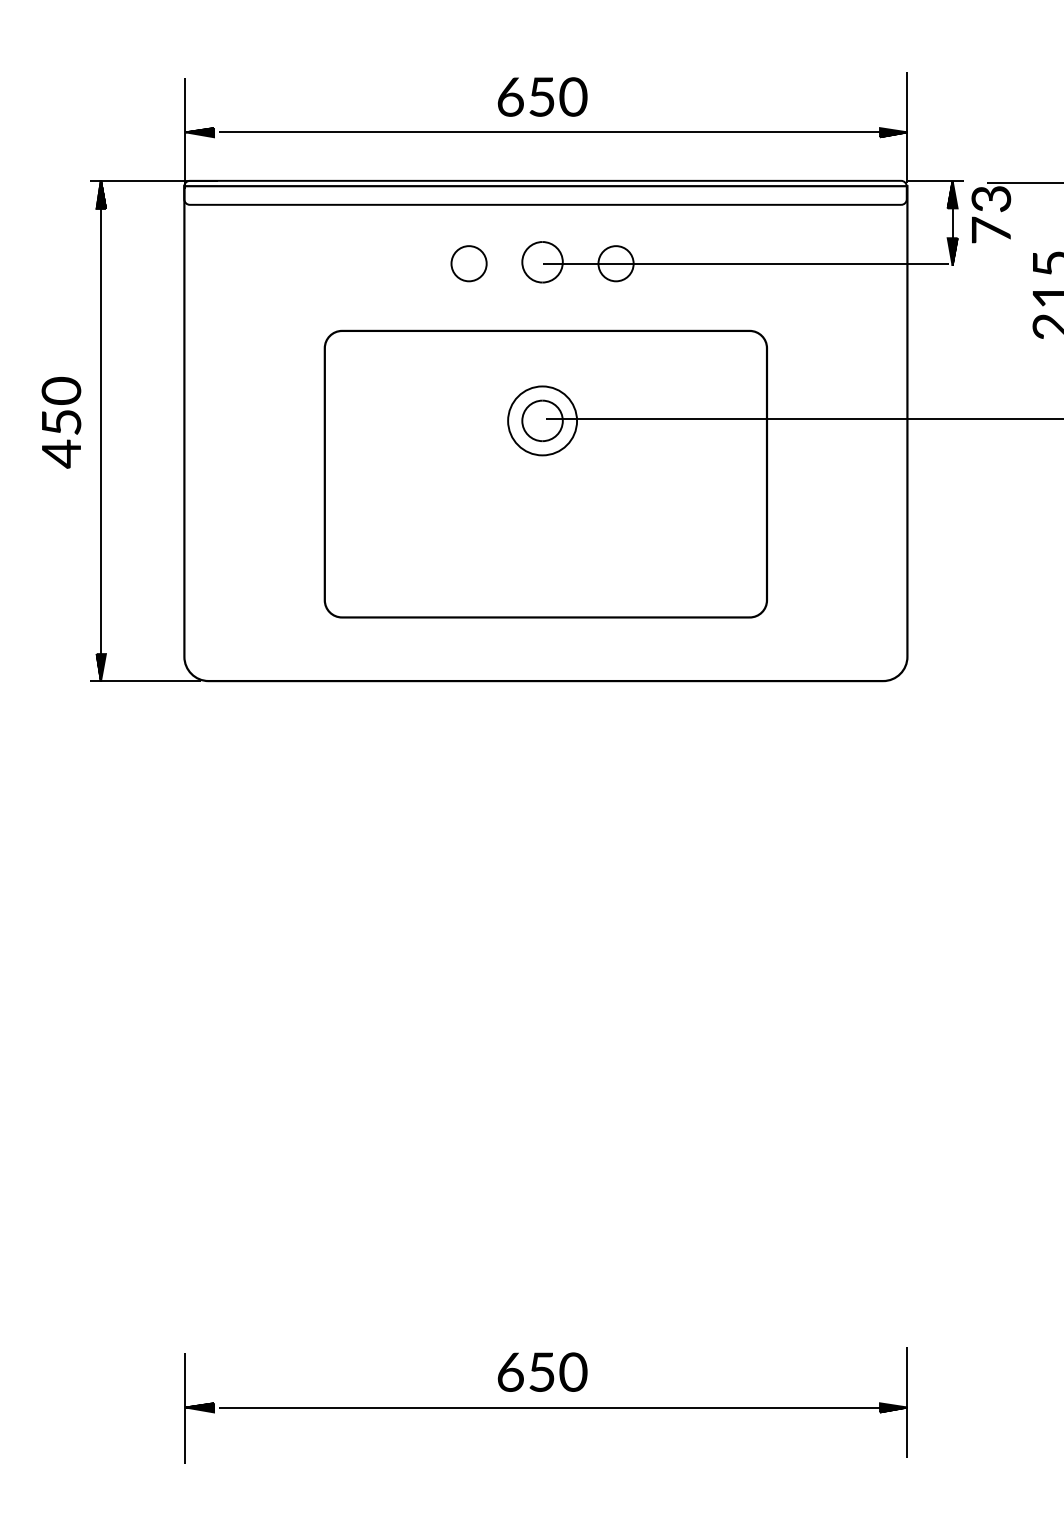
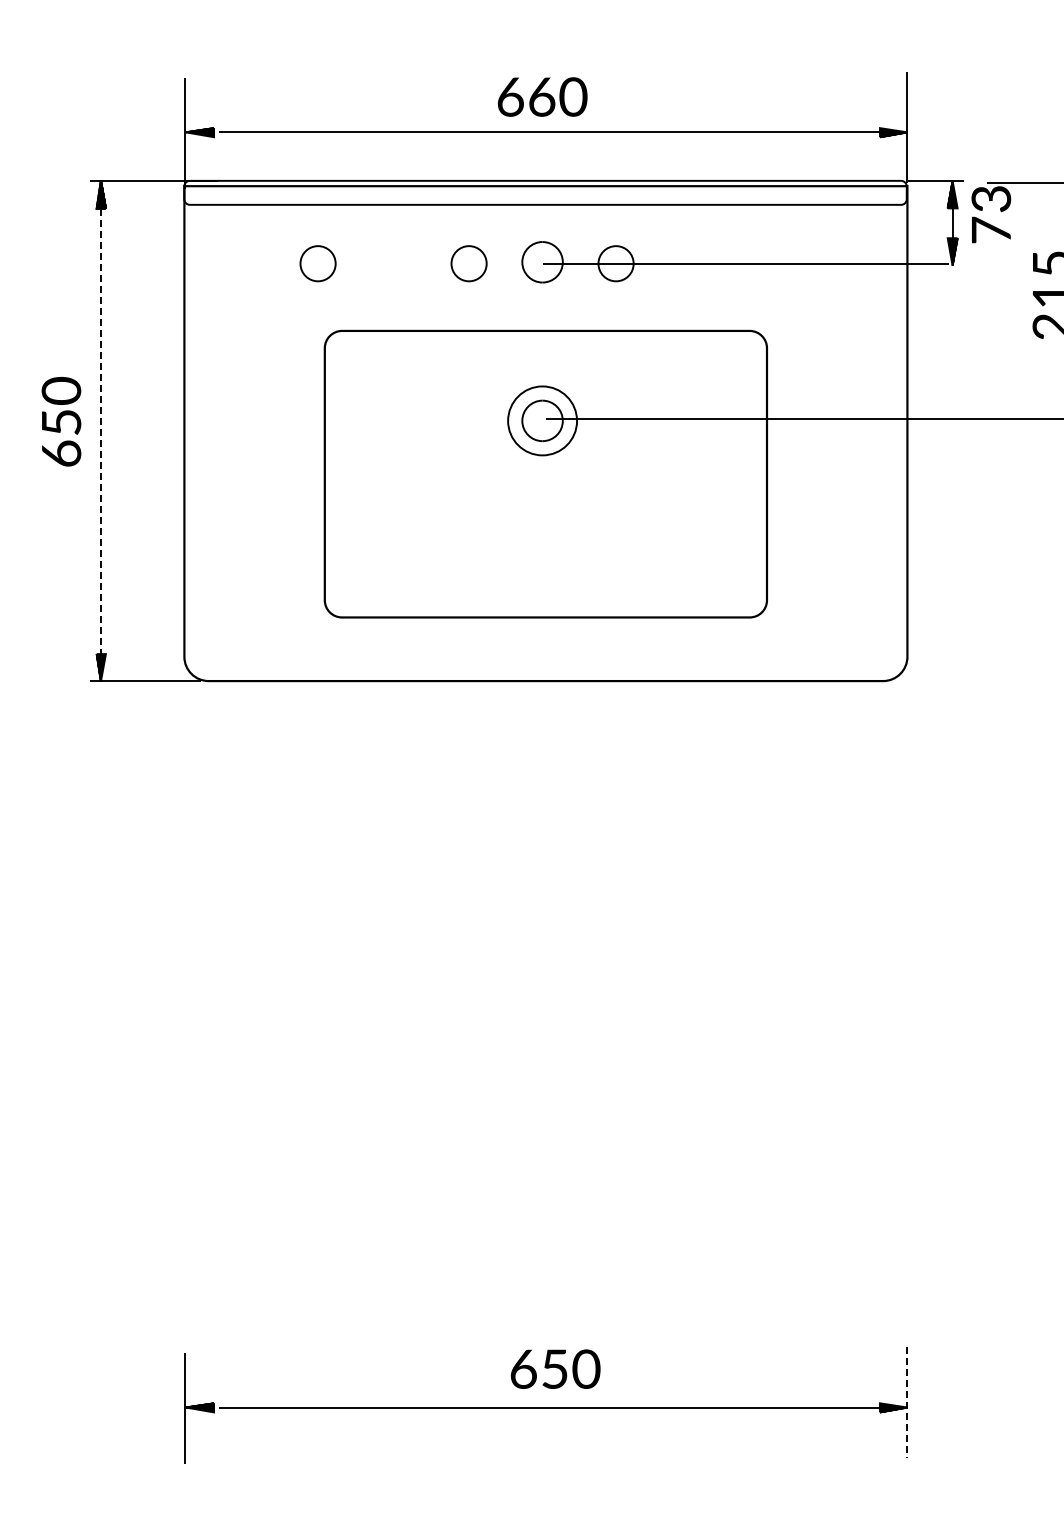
text: 650 -> 660 (542, 96)
part: none -> present (317, 263)
line: solid -> dashed (100, 431)
text: 450 -> 650 (61, 453)
text position: (542, 1371) -> (555, 1368) (555, 1368)
line: solid -> dashed (906, 1403)
